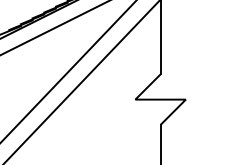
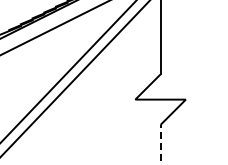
line position: (81, 81) -> (75, 78) (75, 78)
line: solid -> dashed (160, 144)
